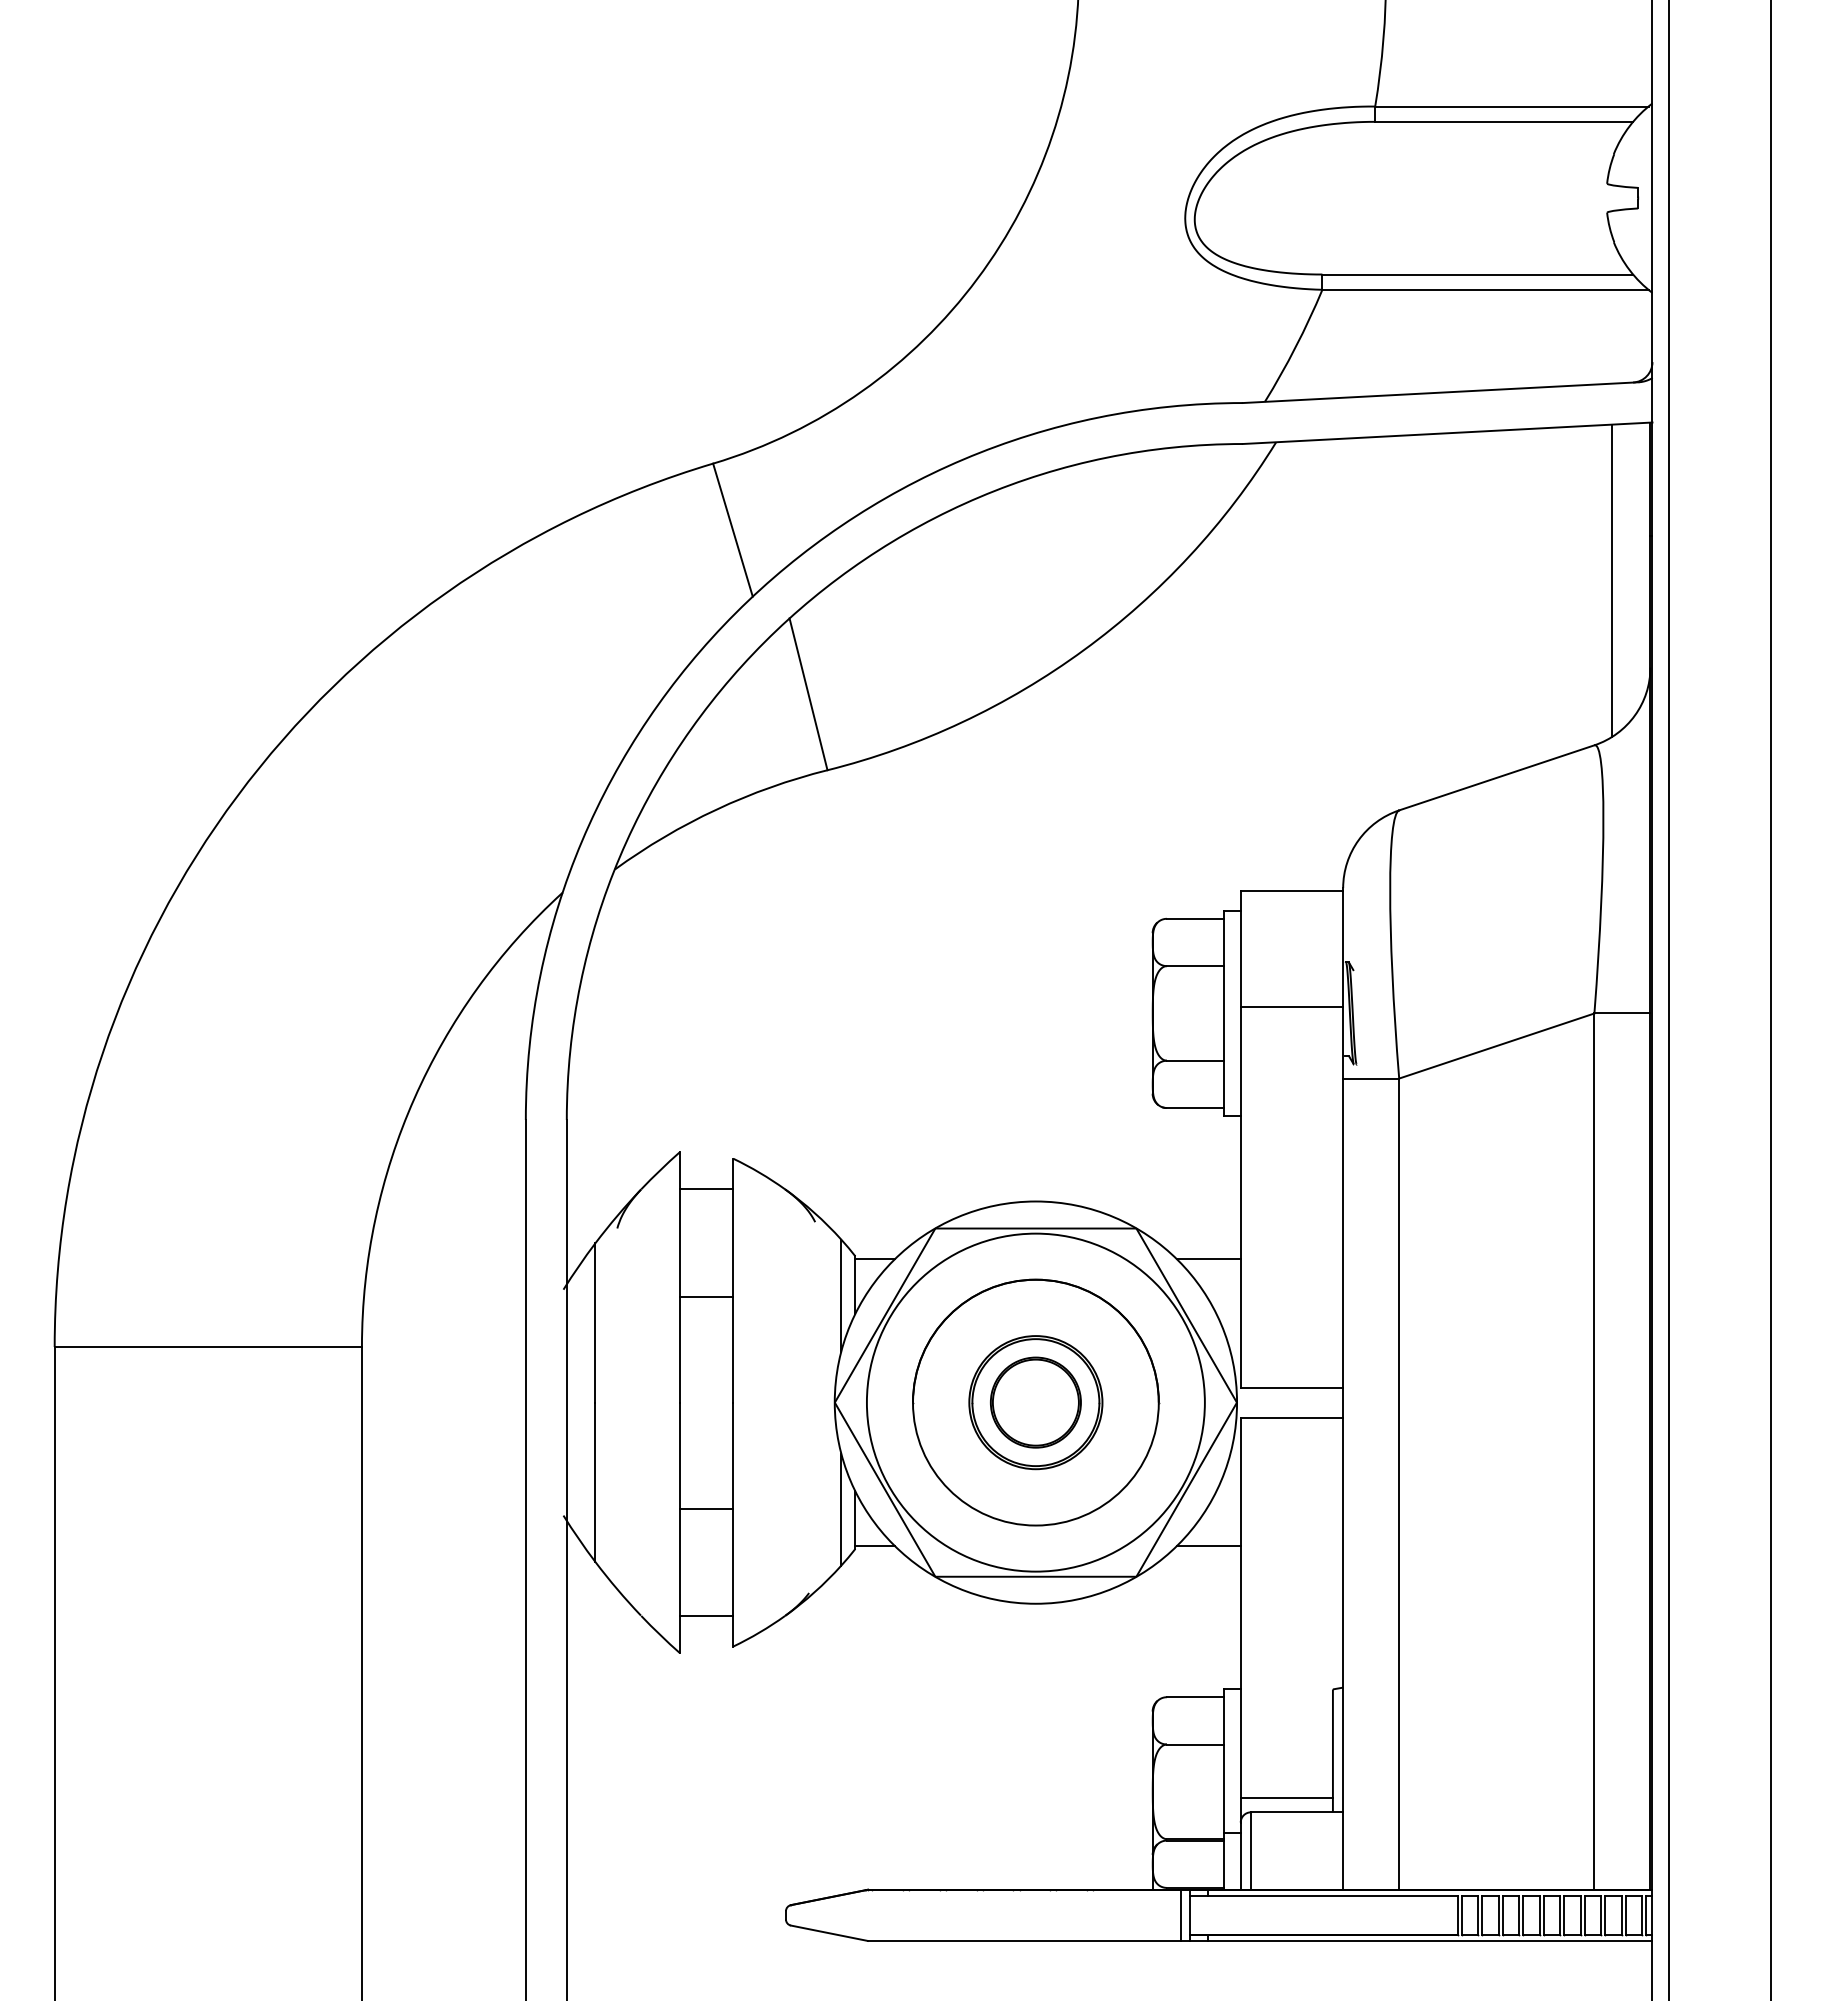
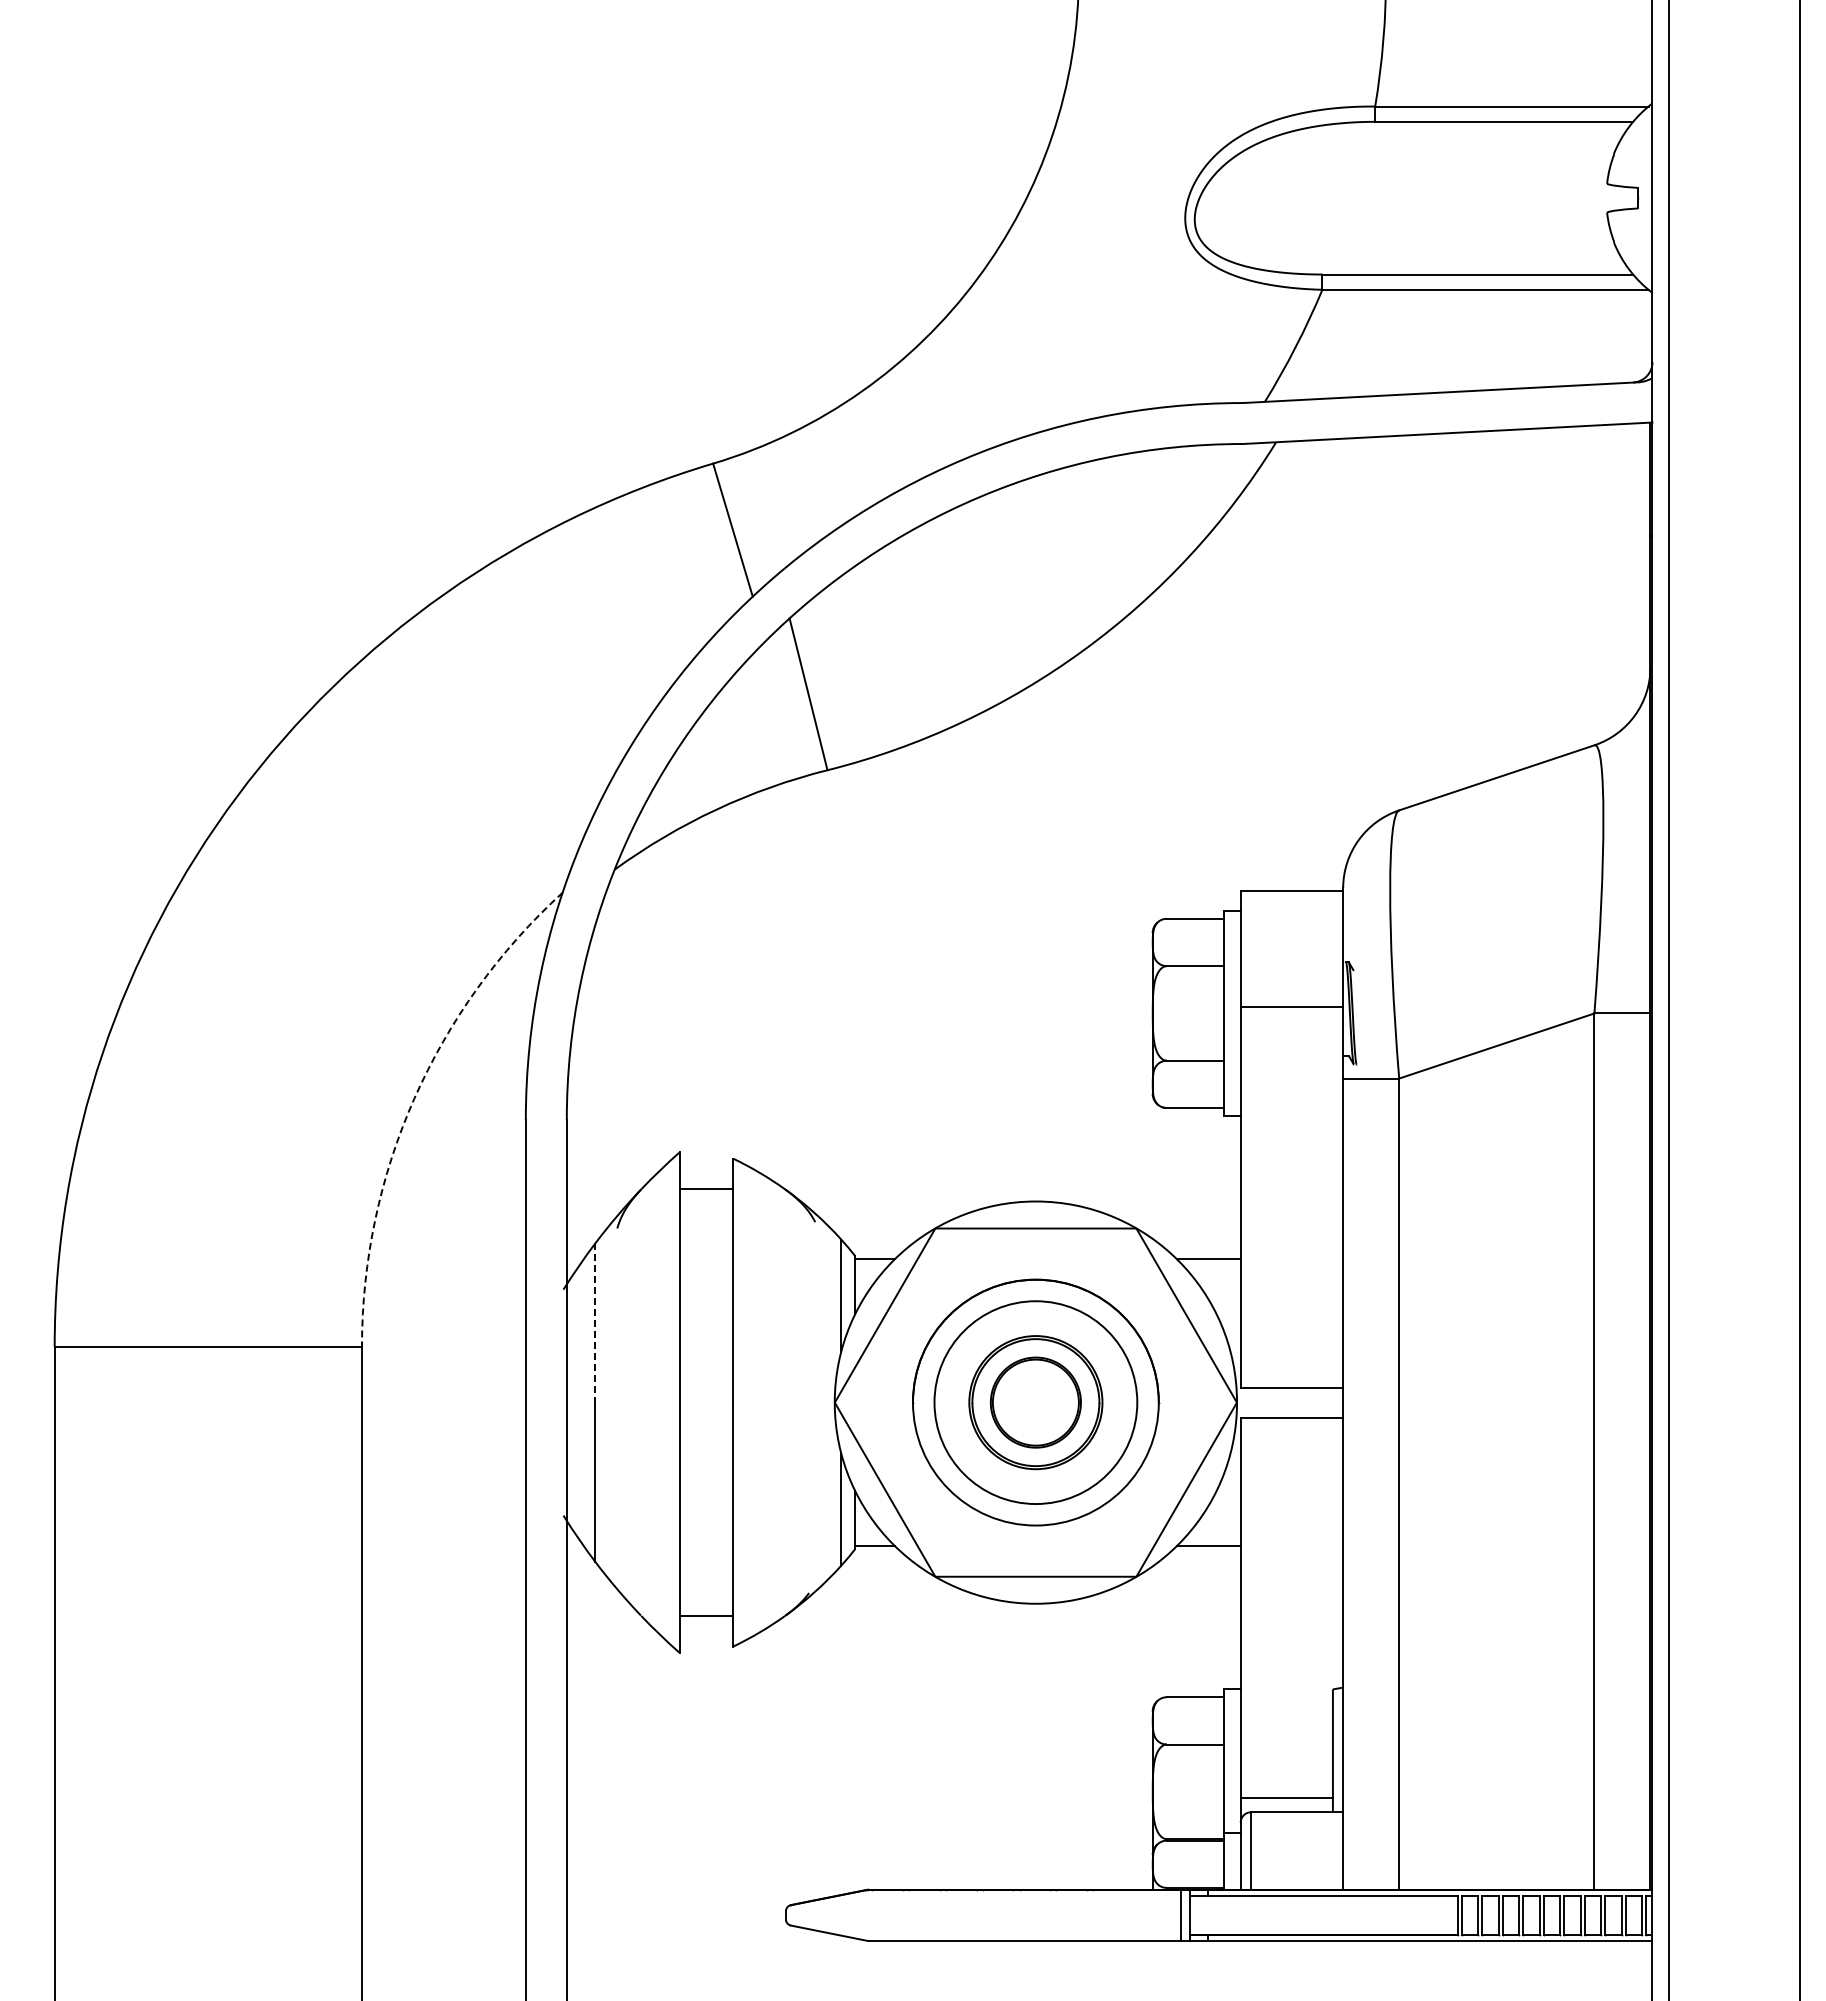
line: present -> none (1611, 580)
line position: (1771, 999) -> (1800, 999) (1800, 999)
arc: solid -> dashed (414, 1098)
line: present -> none (706, 1296)
line: solid -> dashed (595, 1322)
circle diameter: 338 px -> 203 px (1035, 1402)
line: present -> none (706, 1508)
